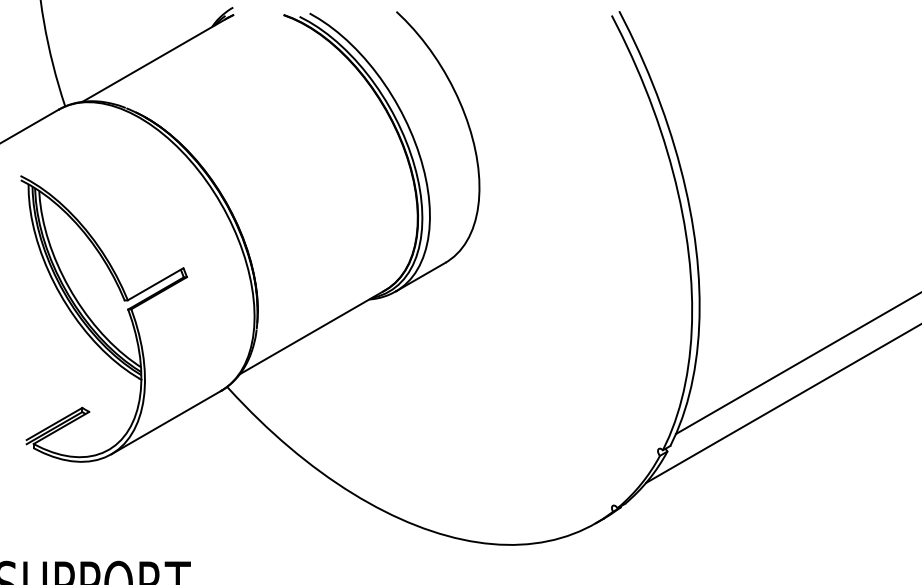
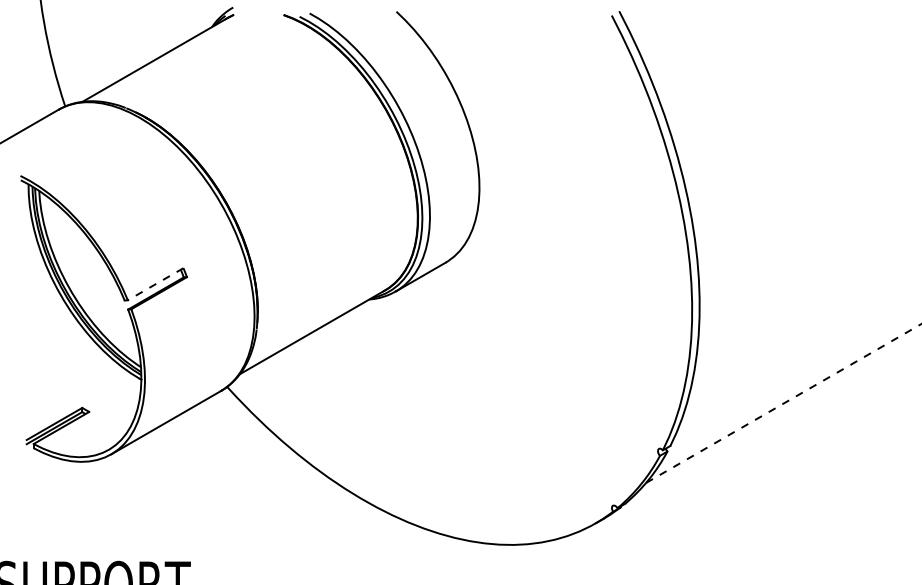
line: solid -> dashed (155, 284)
line: present -> none (797, 363)
line: solid -> dashed (783, 403)
